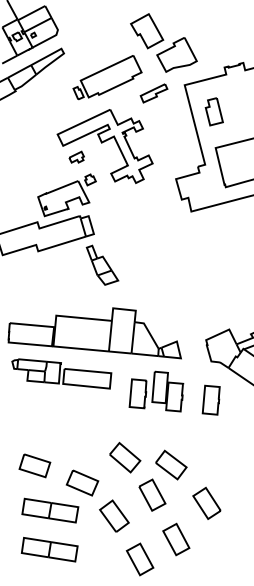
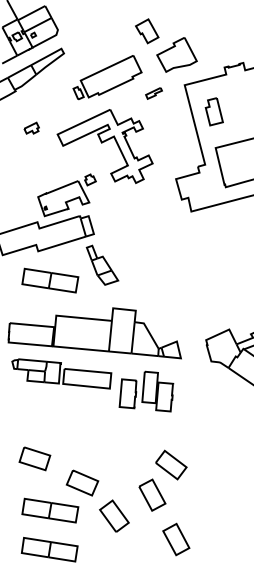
part size: 35x37 px -> 25x27 px (147, 31)
part size: 30x21 px -> 18x13 px (153, 93)
part position: (76, 156) -> (31, 127) (31, 127)
part: none -> present (50, 280)
part position: (156, 391) -> (146, 391) (146, 391)
part: present -> none (210, 399)
part: present -> none (125, 457)
part position: (34, 465) -> (34, 458) (34, 458)
part: present -> none (206, 502)
part: present -> none (139, 559)
